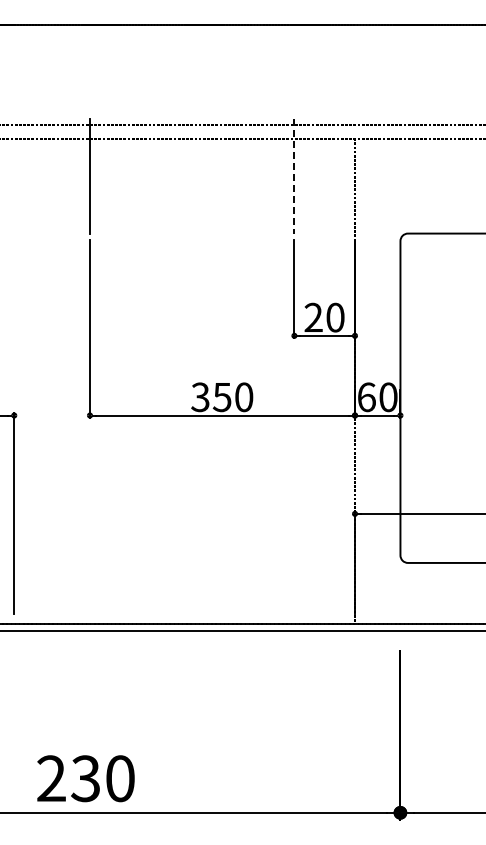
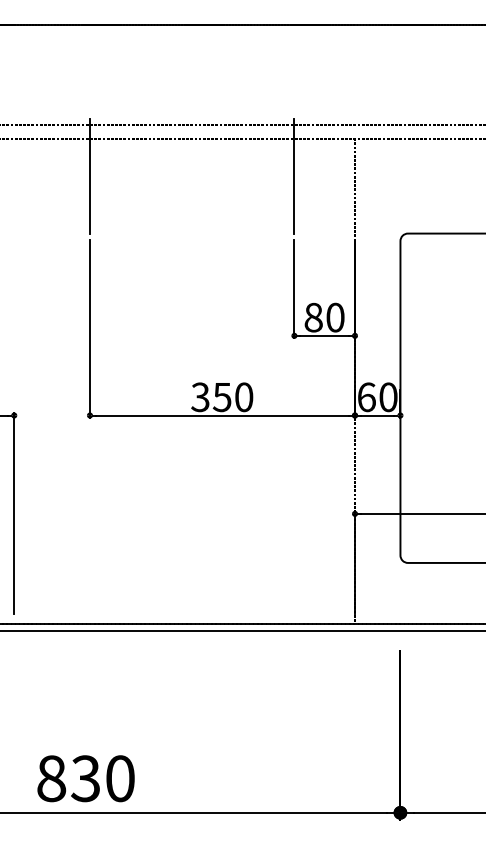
line: dashed -> solid (294, 176)
text: 20 -> 80 (313, 317)
text: 230 -> 830 (51, 778)
